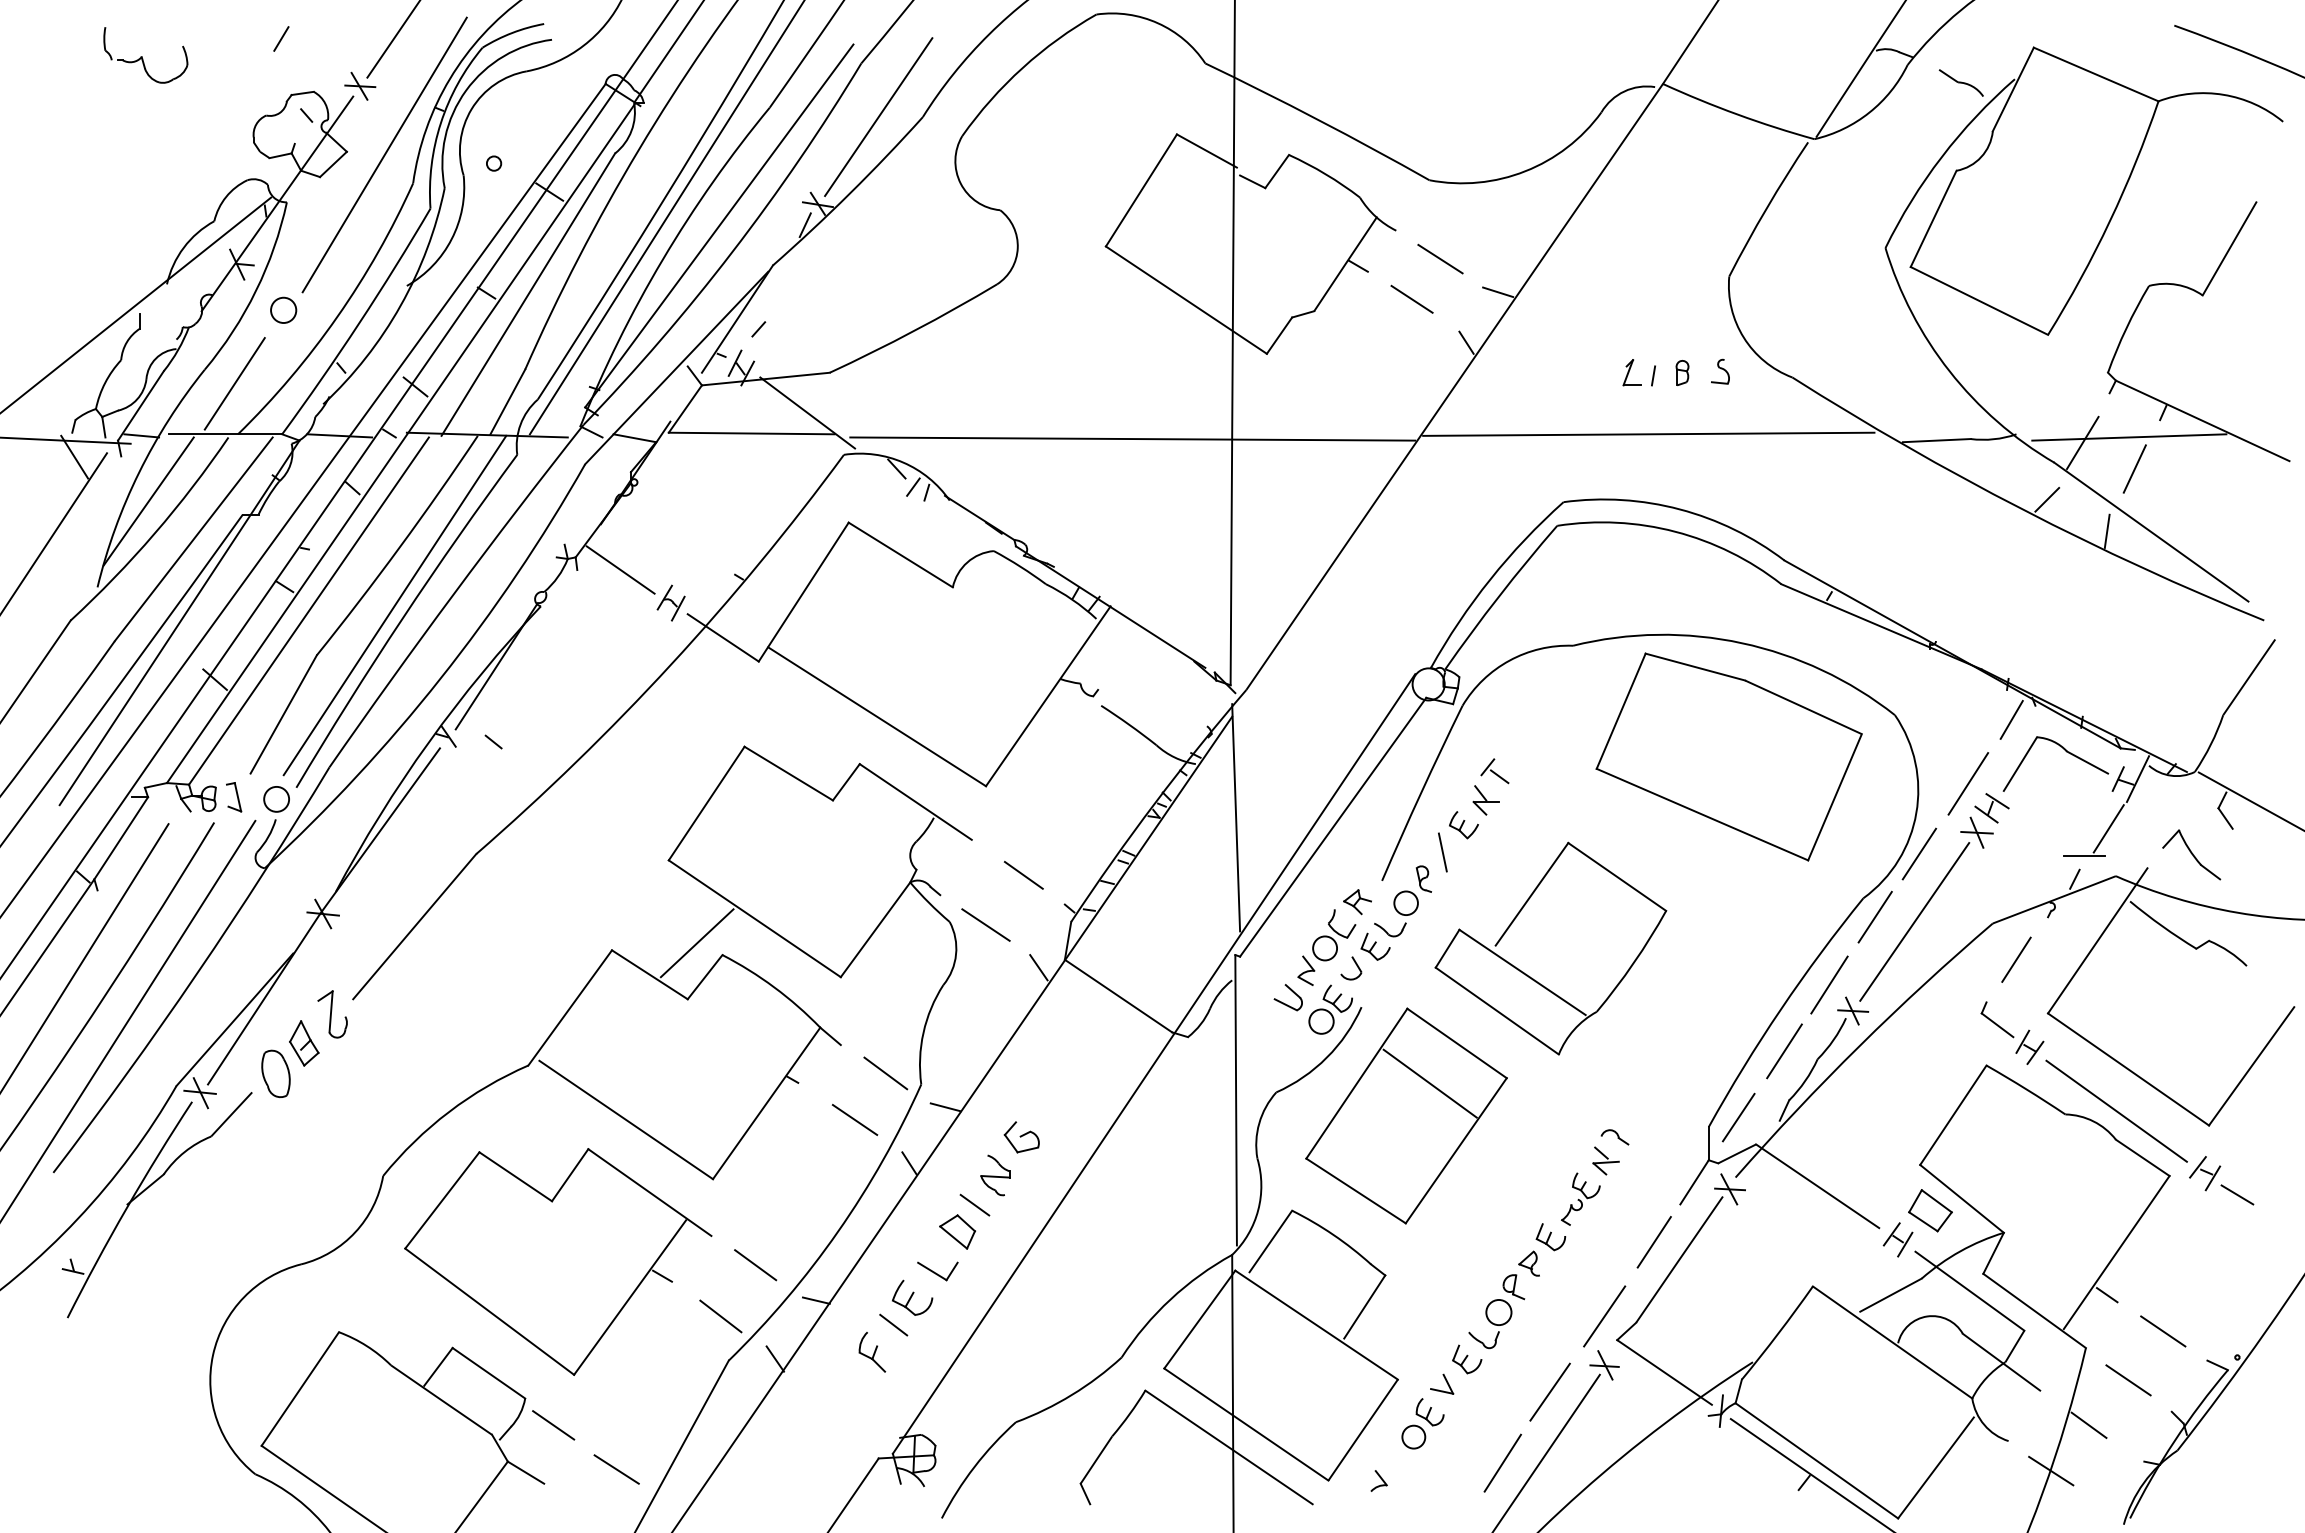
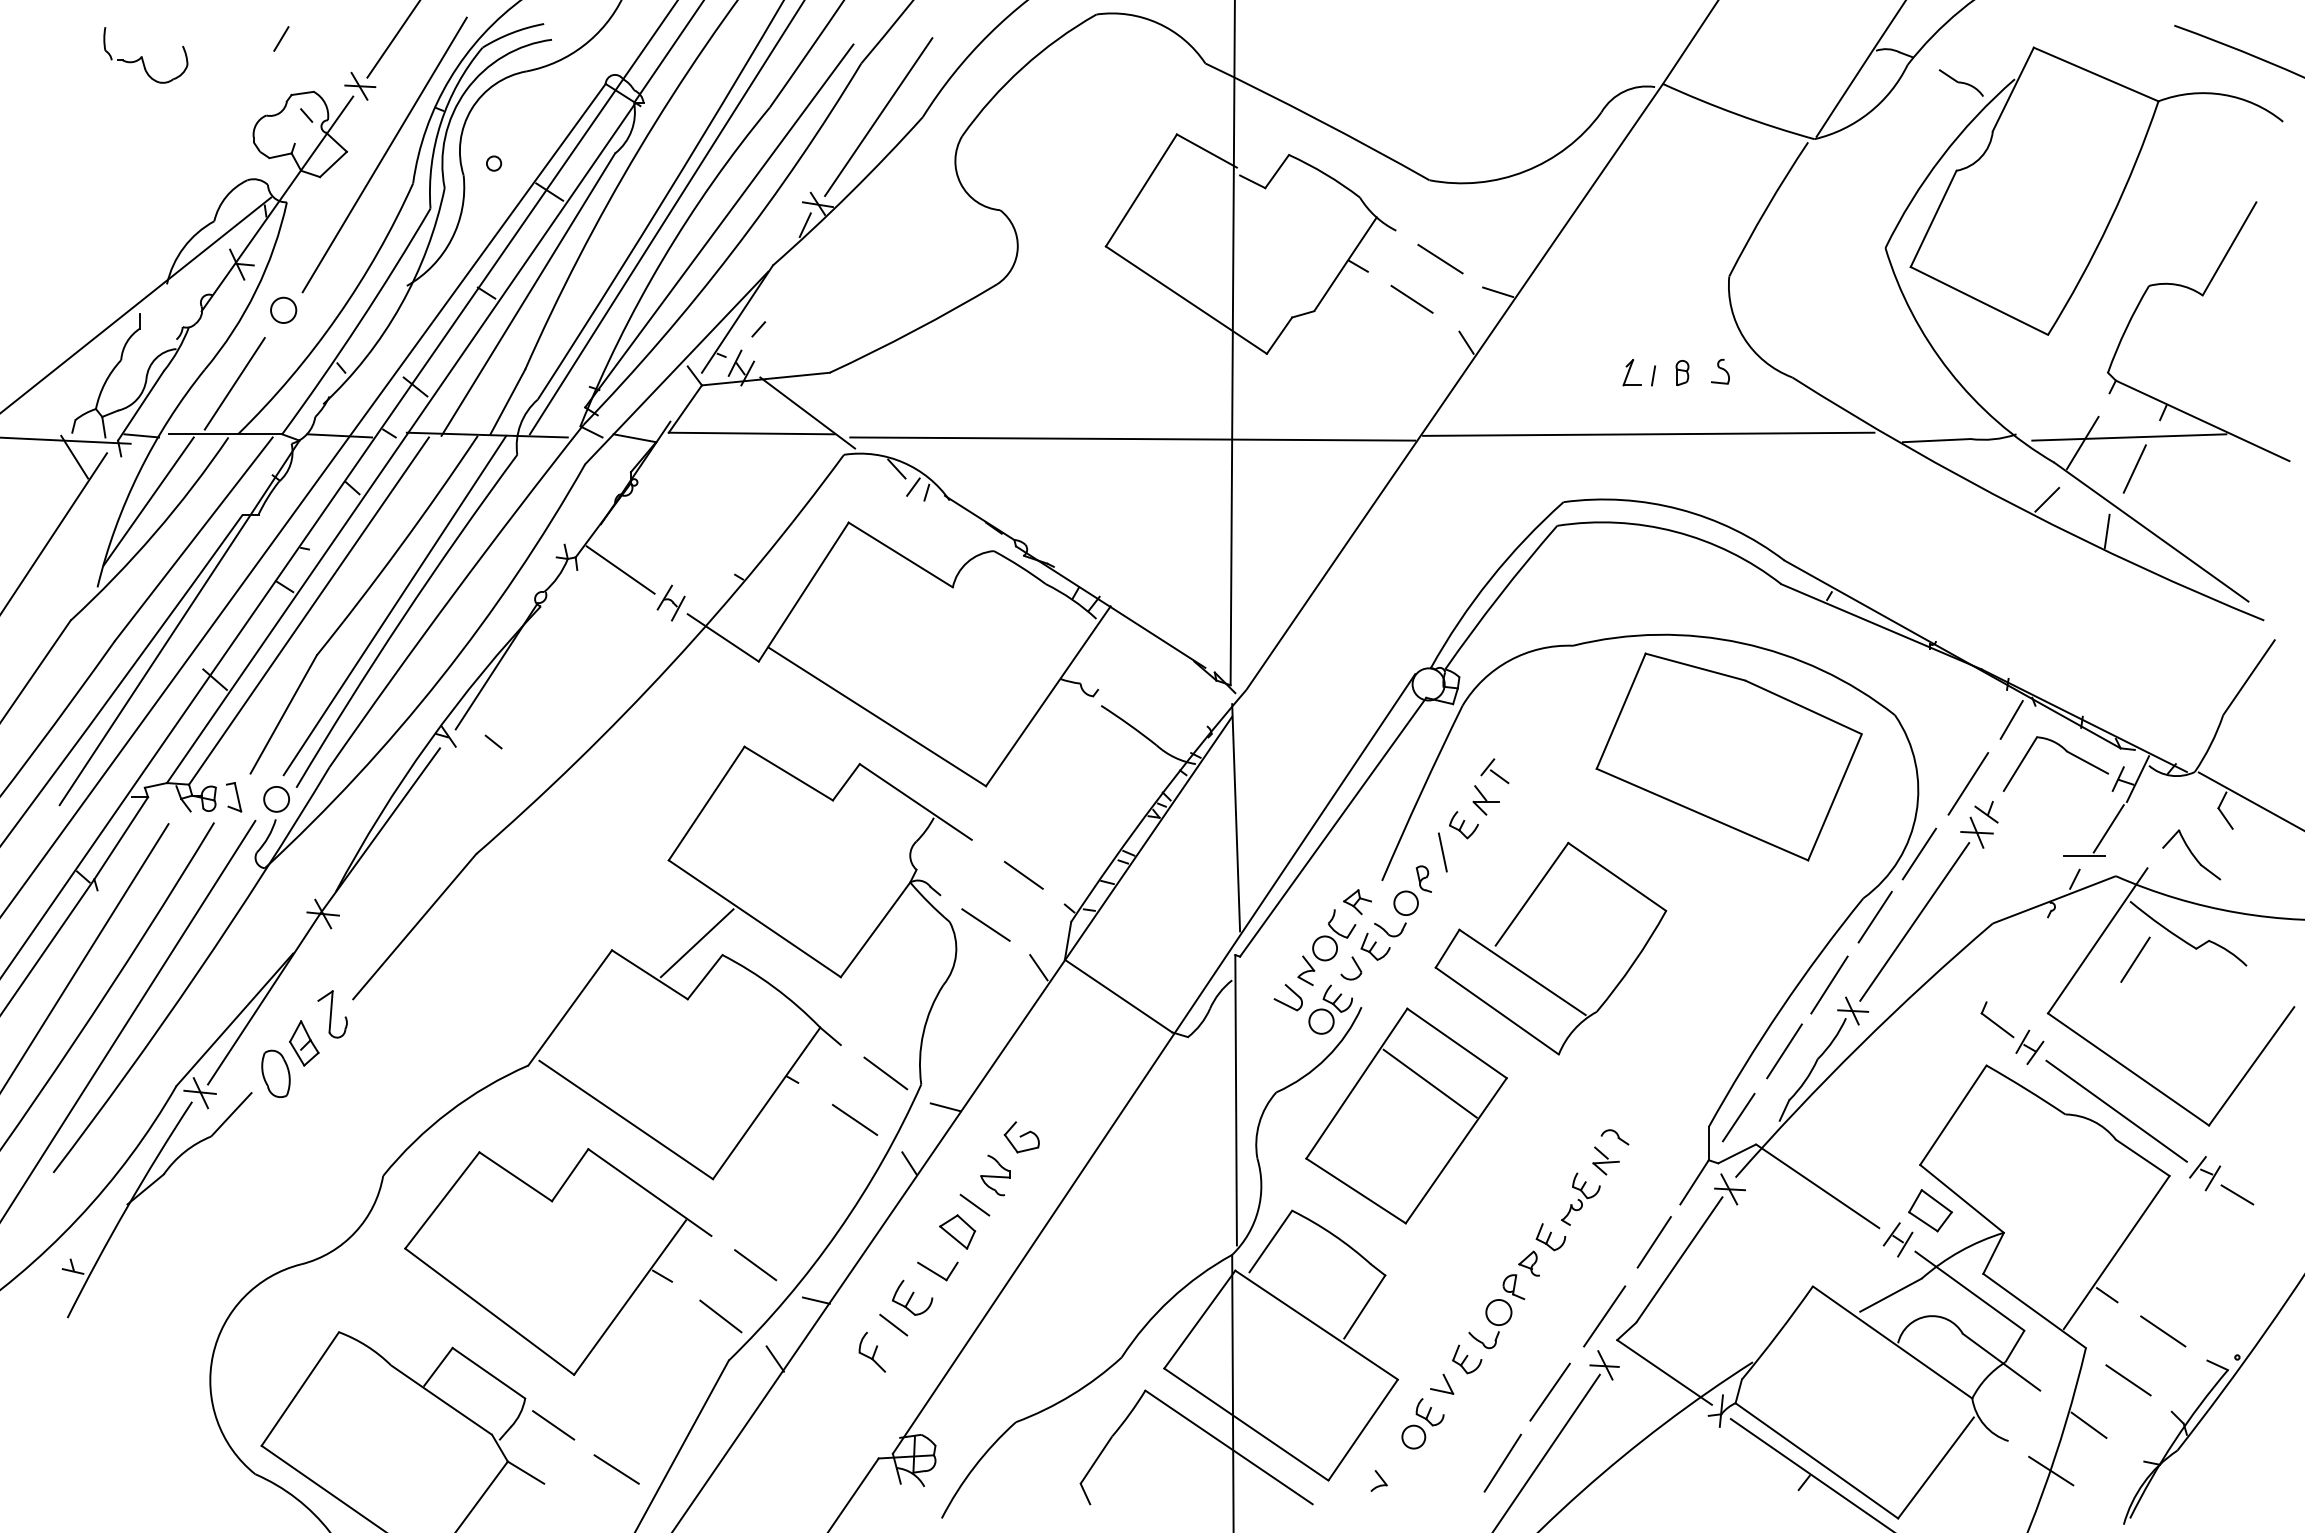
line: present -> none (1997, 801)
line position: (2016, 959) -> (2135, 959) (2135, 959)
